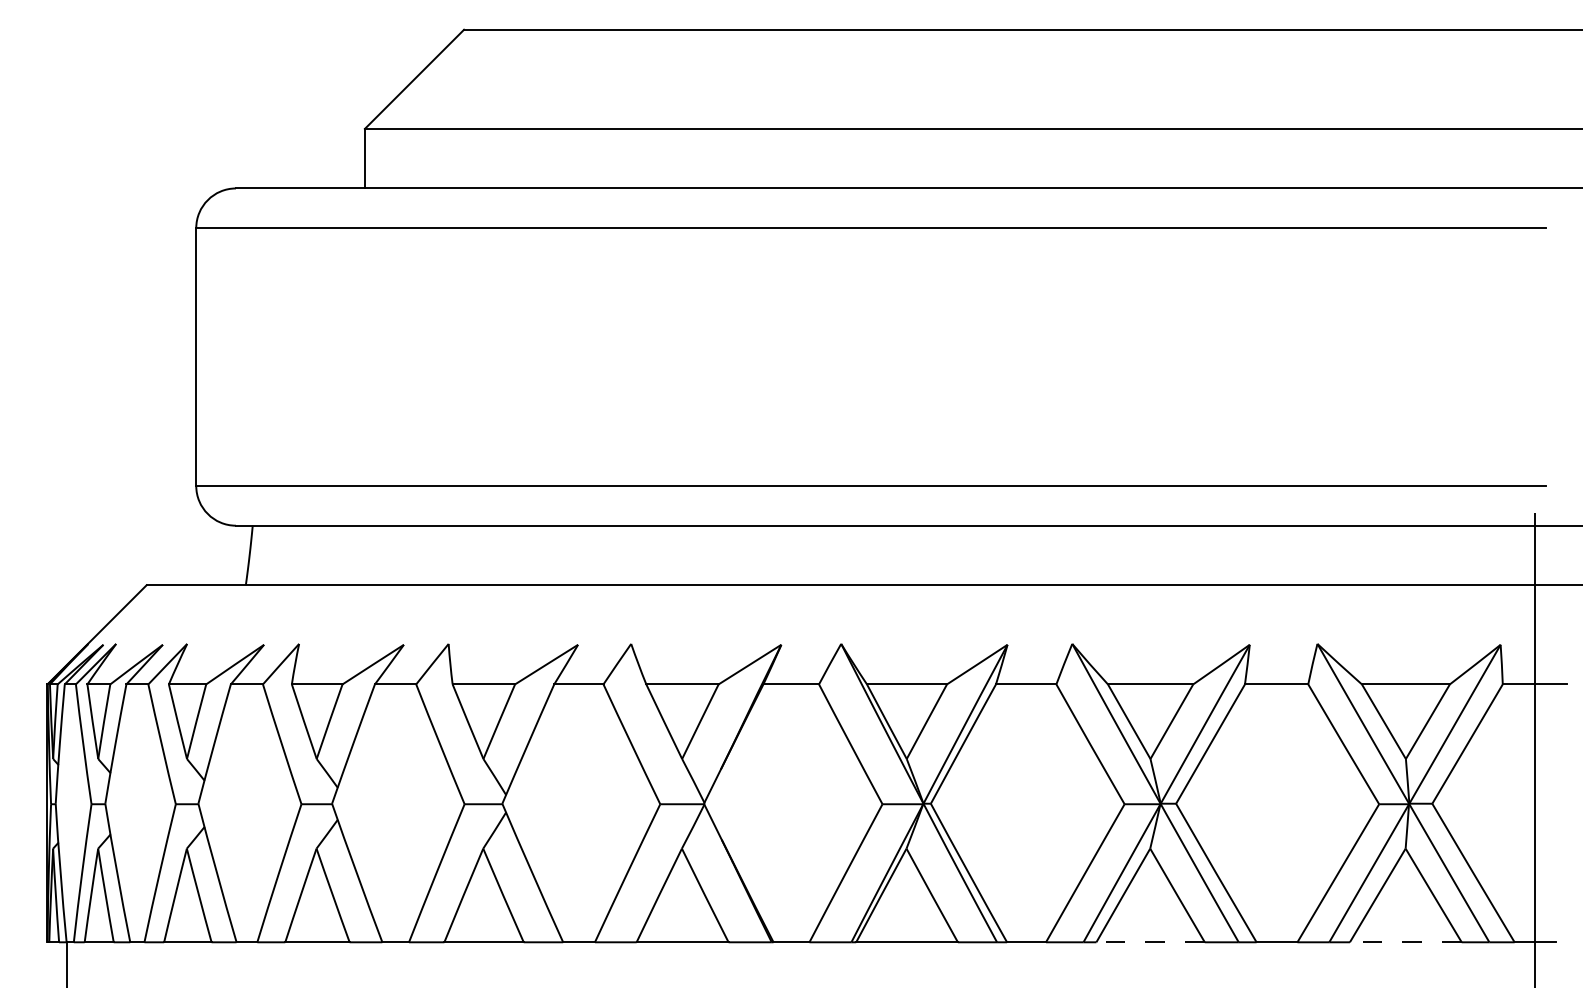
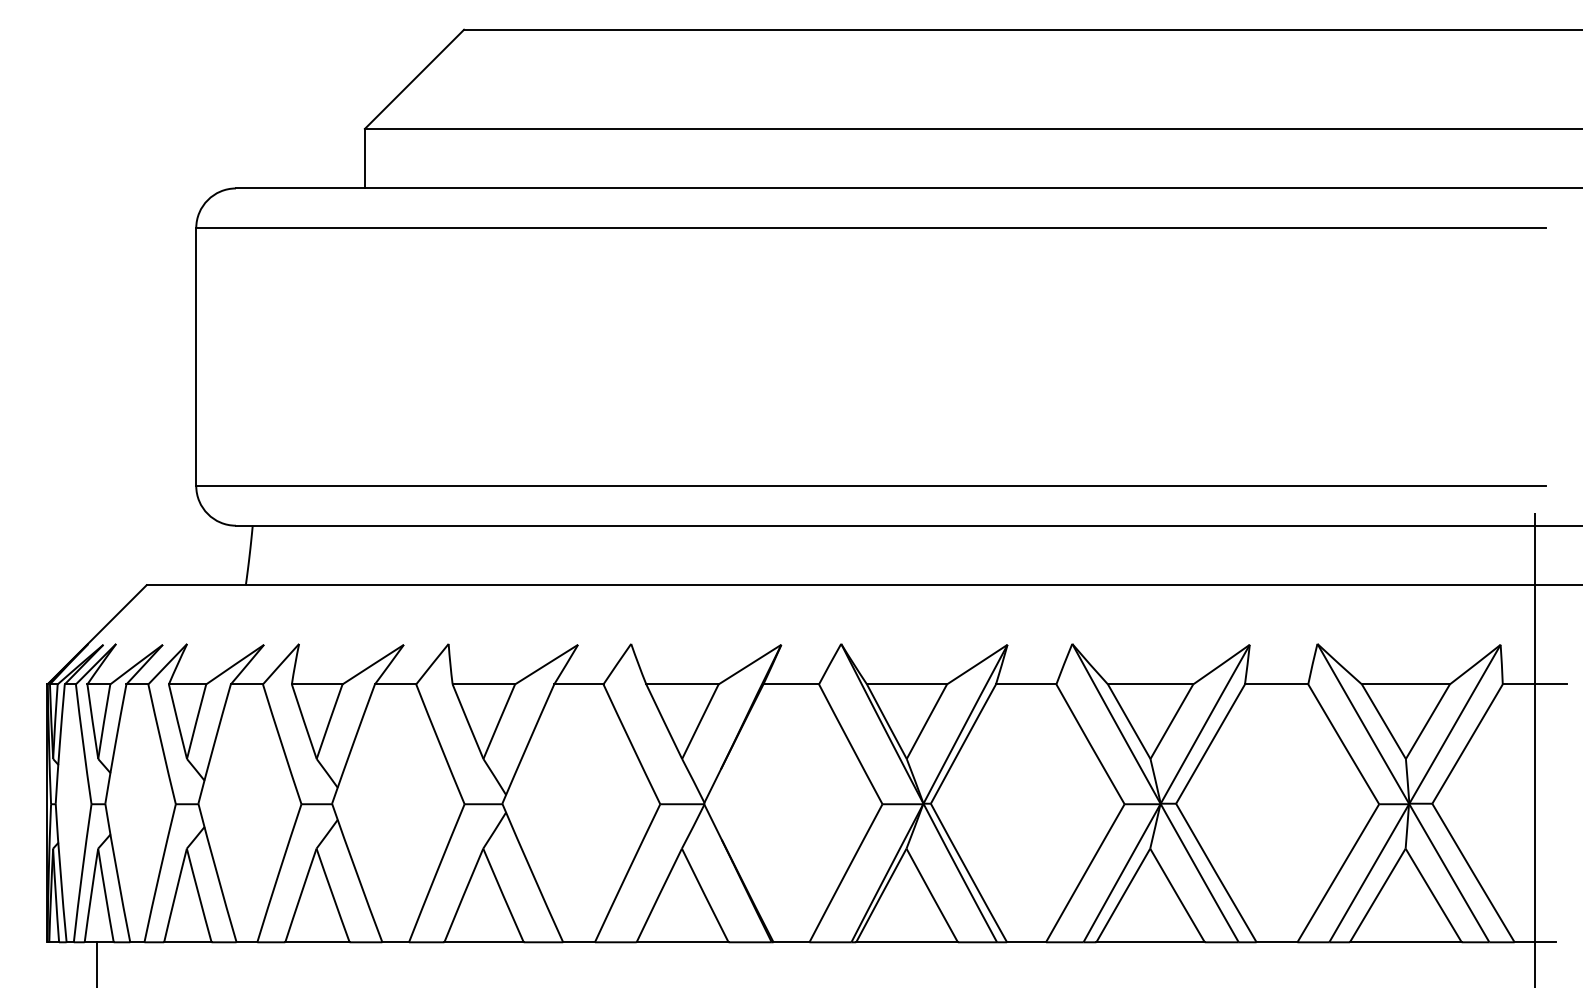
line: dashed -> solid (1150, 942)
line: dashed -> solid (1405, 942)
line position: (67, 963) -> (97, 963) (97, 963)
